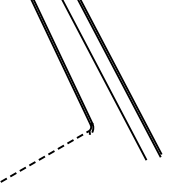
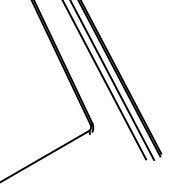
line: none -> present (112, 80)
line: dashed -> solid (45, 156)
